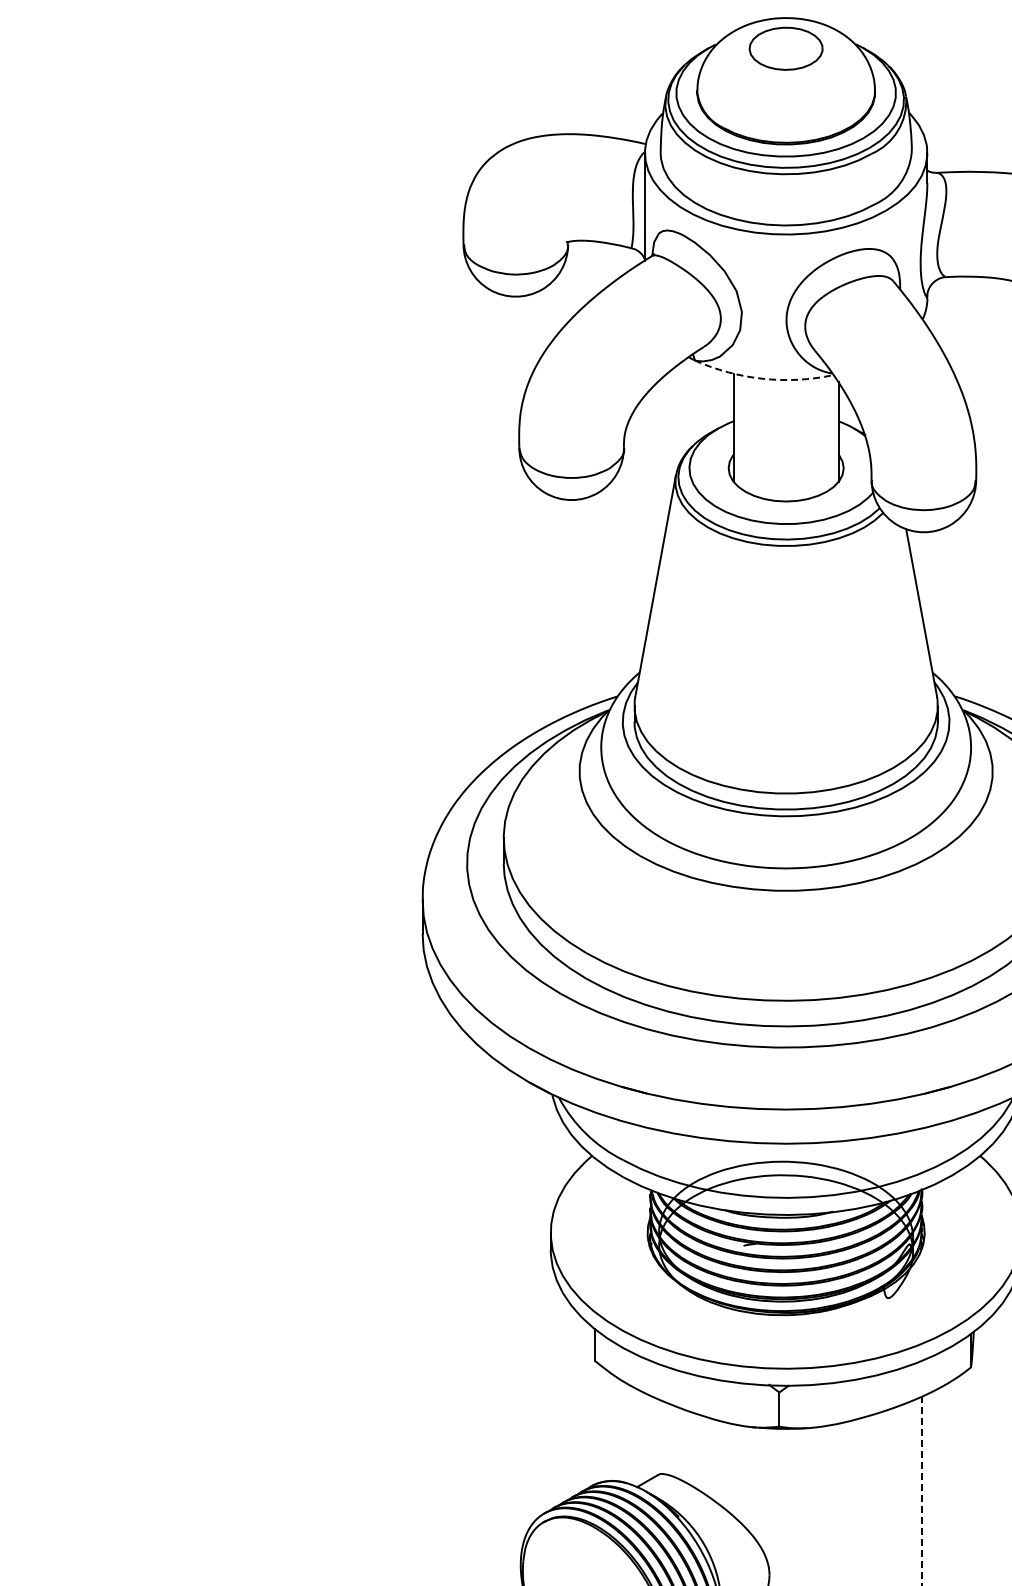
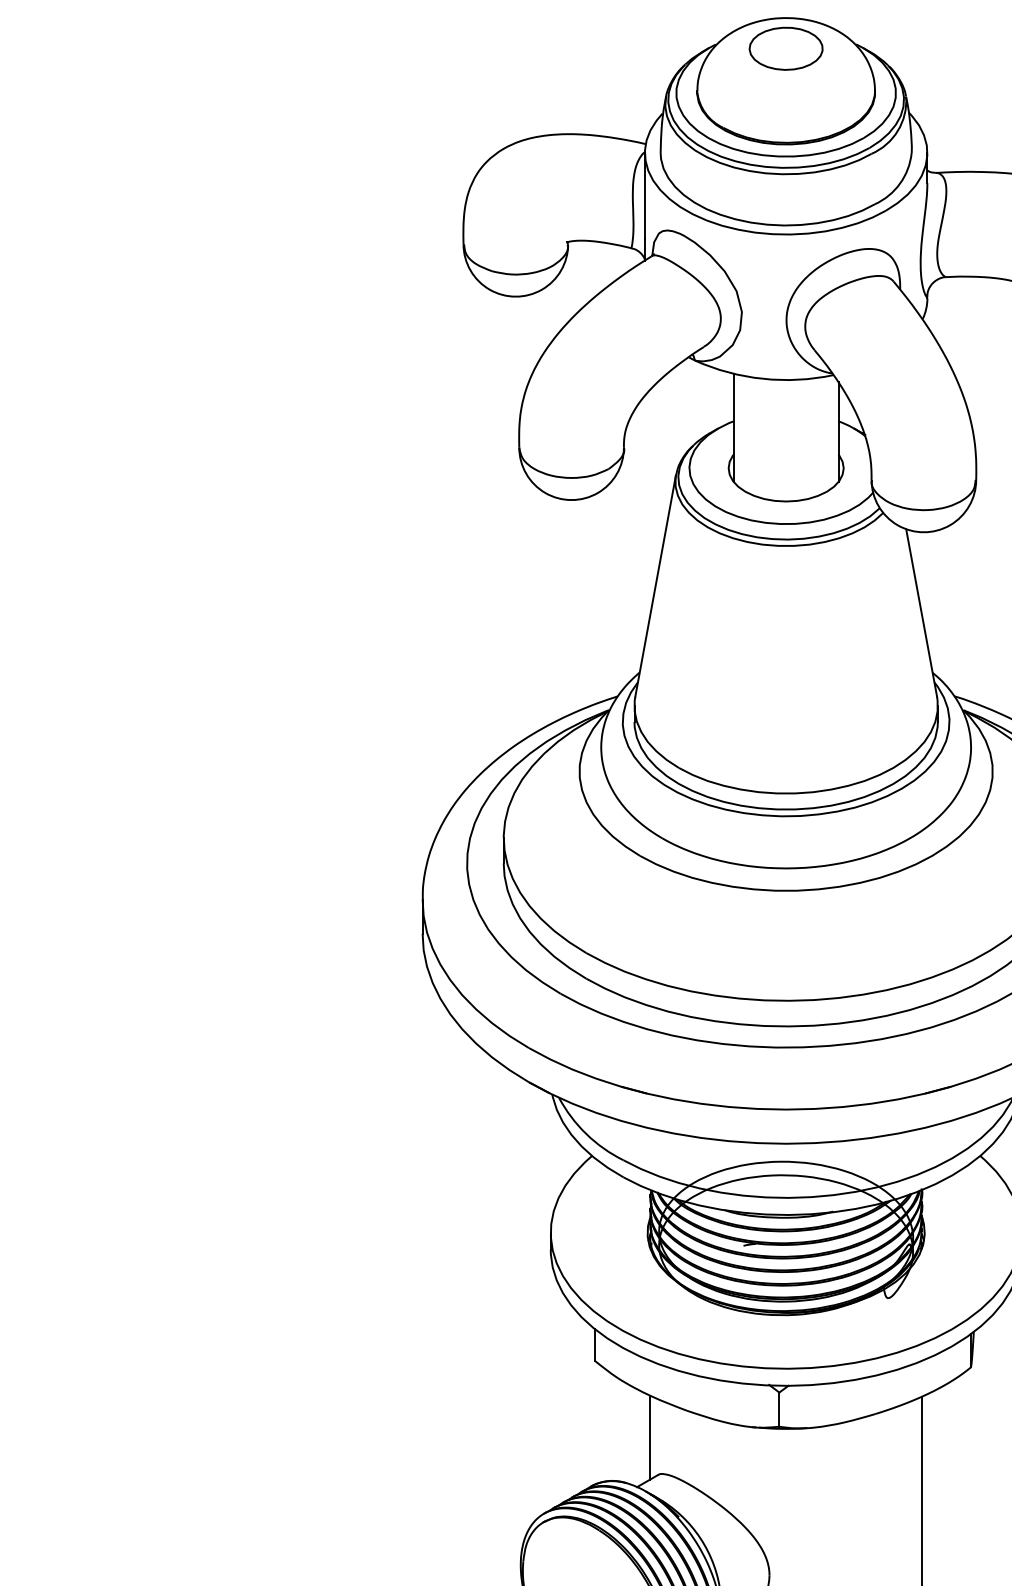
arc: dashed -> solid (763, 378)
line: none -> present (650, 1437)
line: dashed -> solid (922, 1490)
